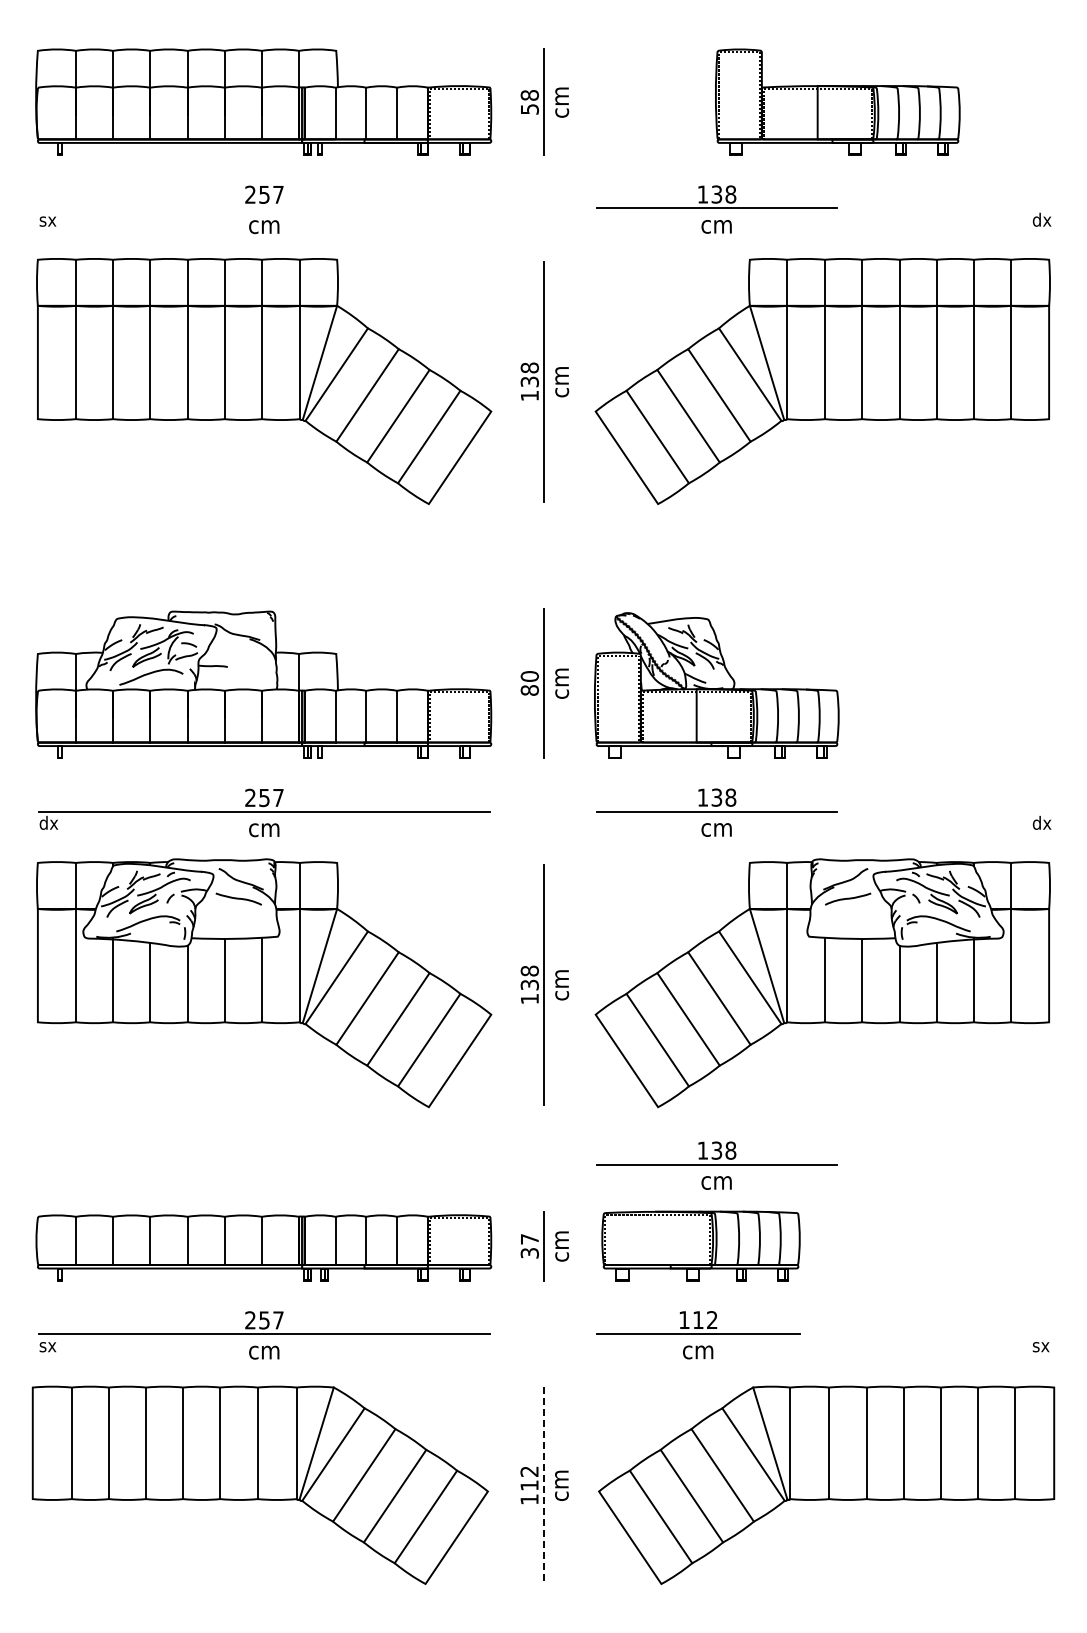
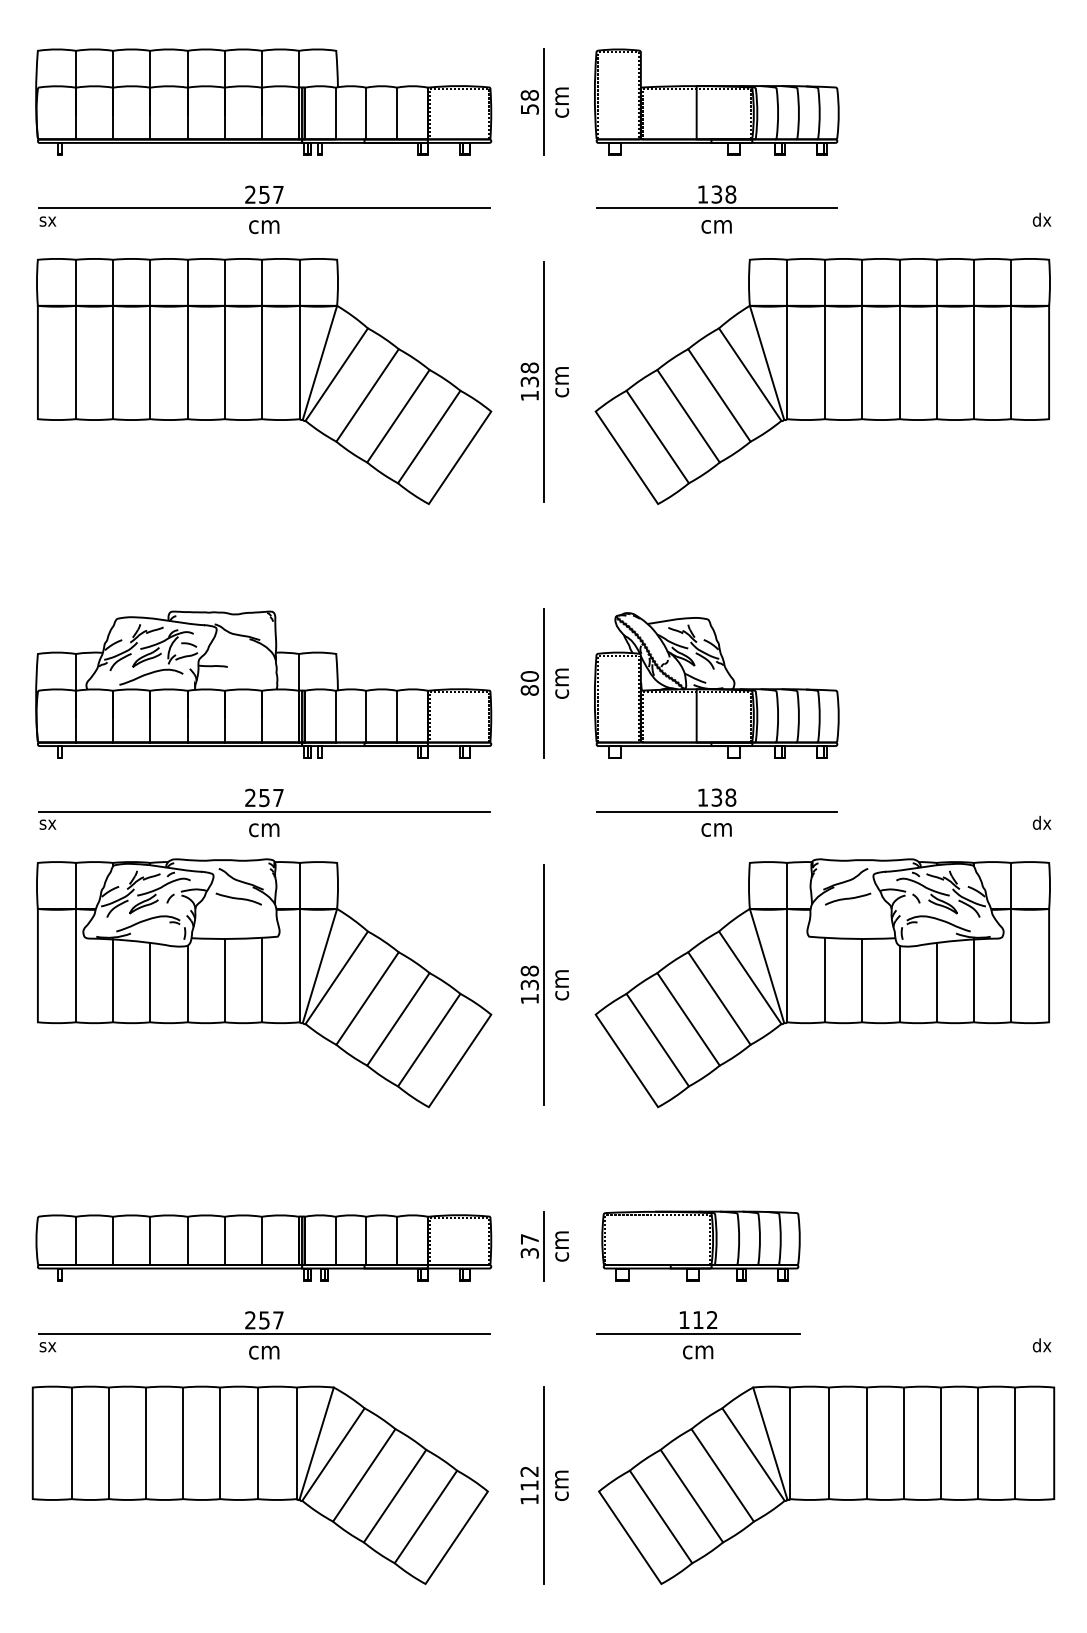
part position: (837, 101) -> (716, 101) (716, 101)
line: none -> present (264, 208)
text: dx -> sx (48, 822)
part: present -> none (716, 1165)
text: sx -> dx (1041, 1345)
line: dashed -> solid (543, 1486)
